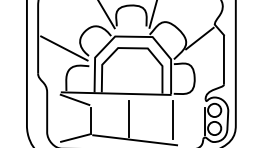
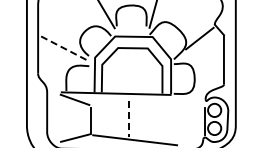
line: solid -> dashed (64, 48)
line: solid -> dashed (129, 119)
line: present -> none (172, 119)
